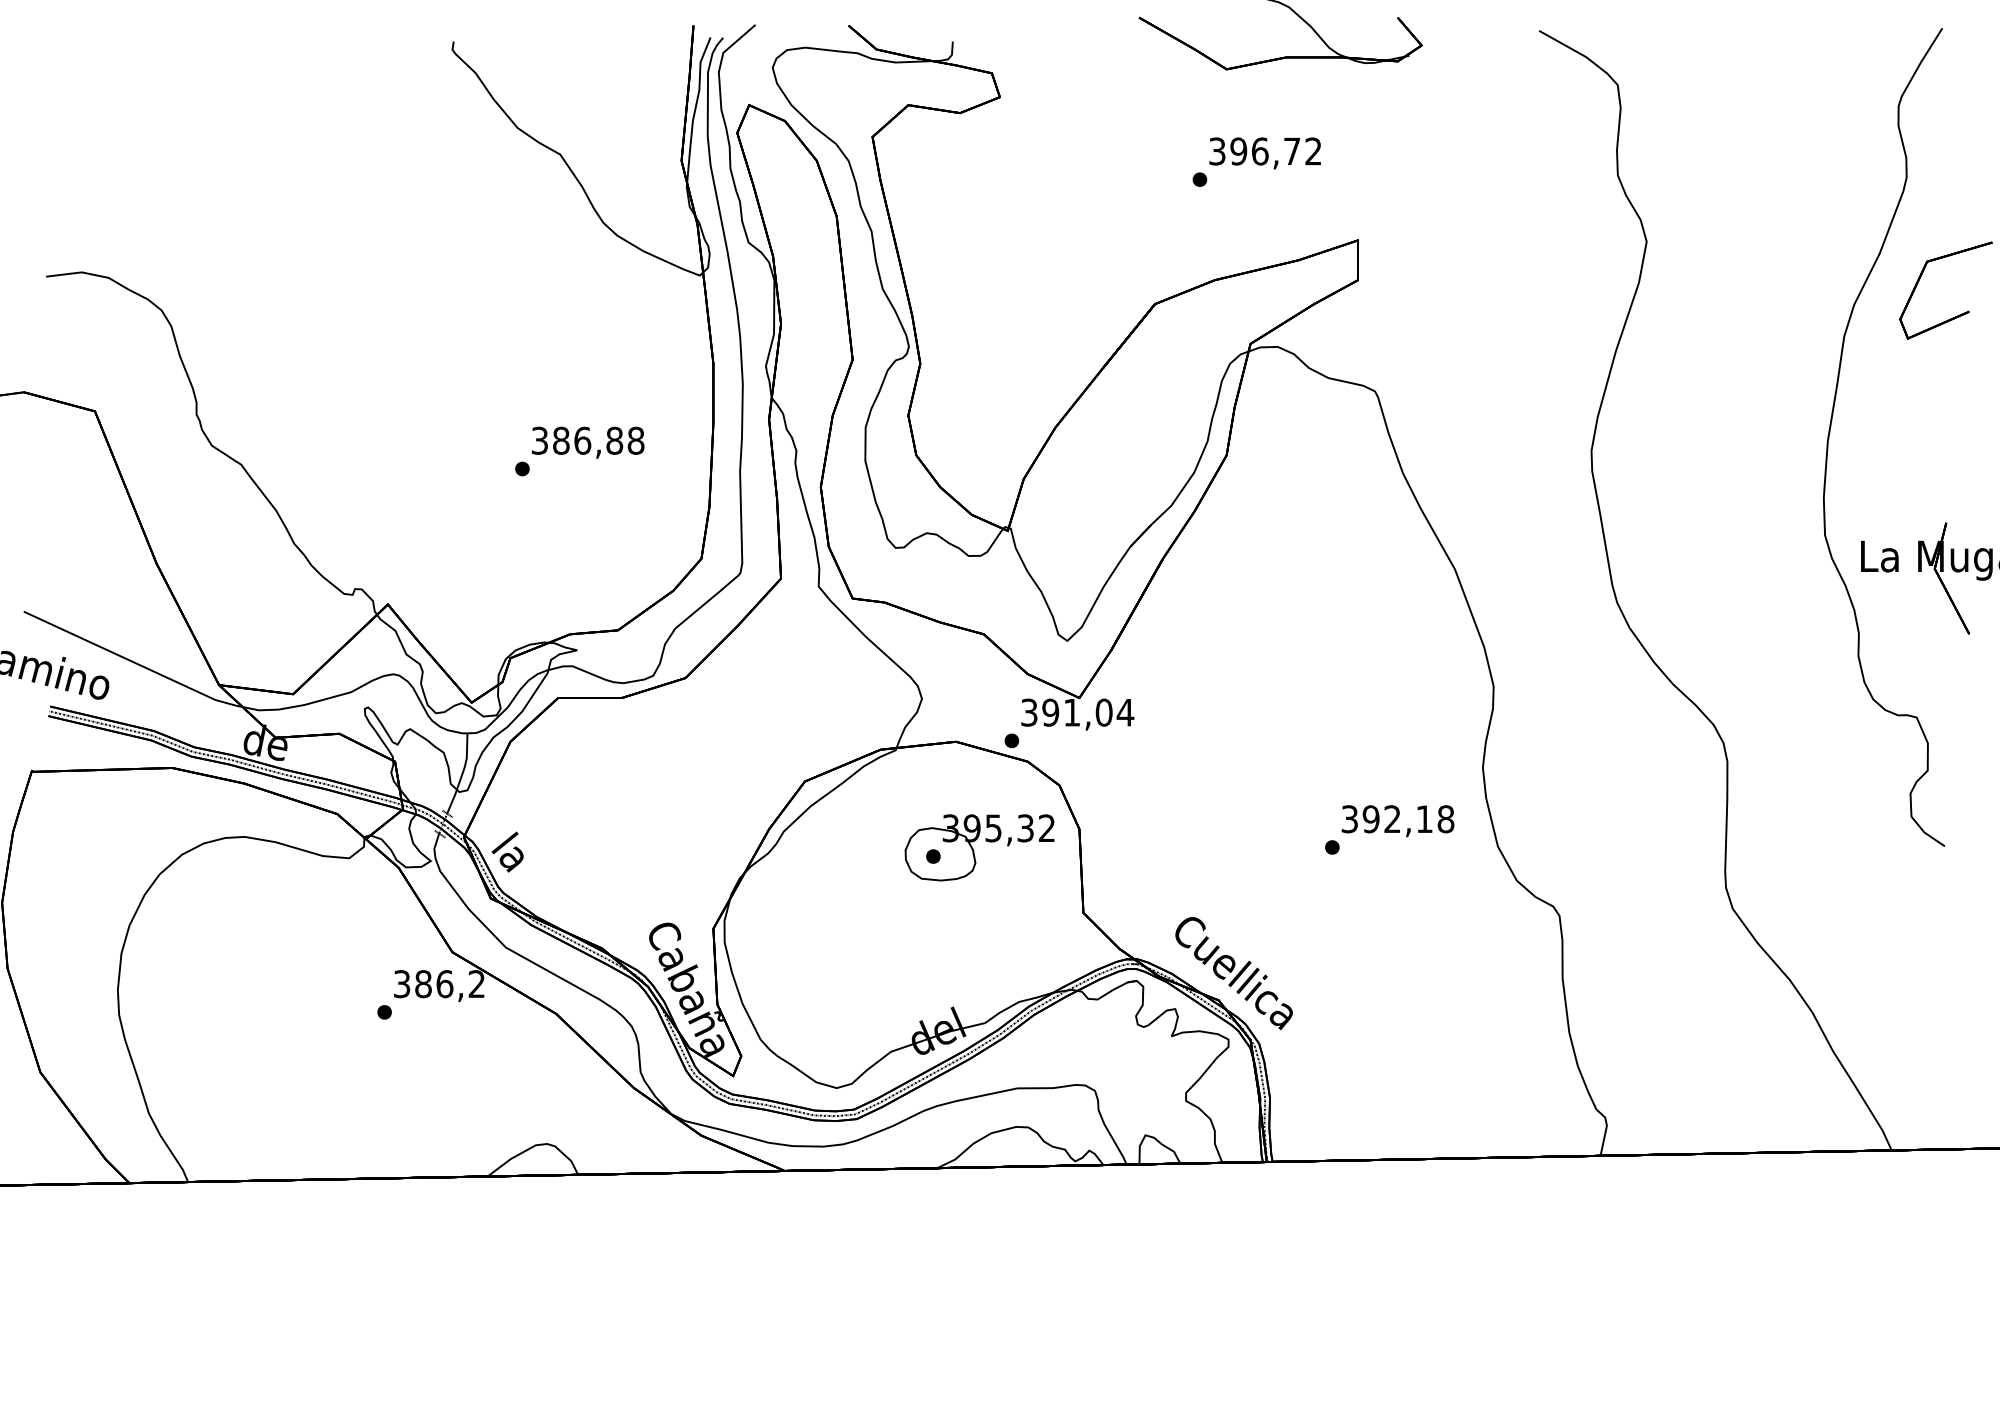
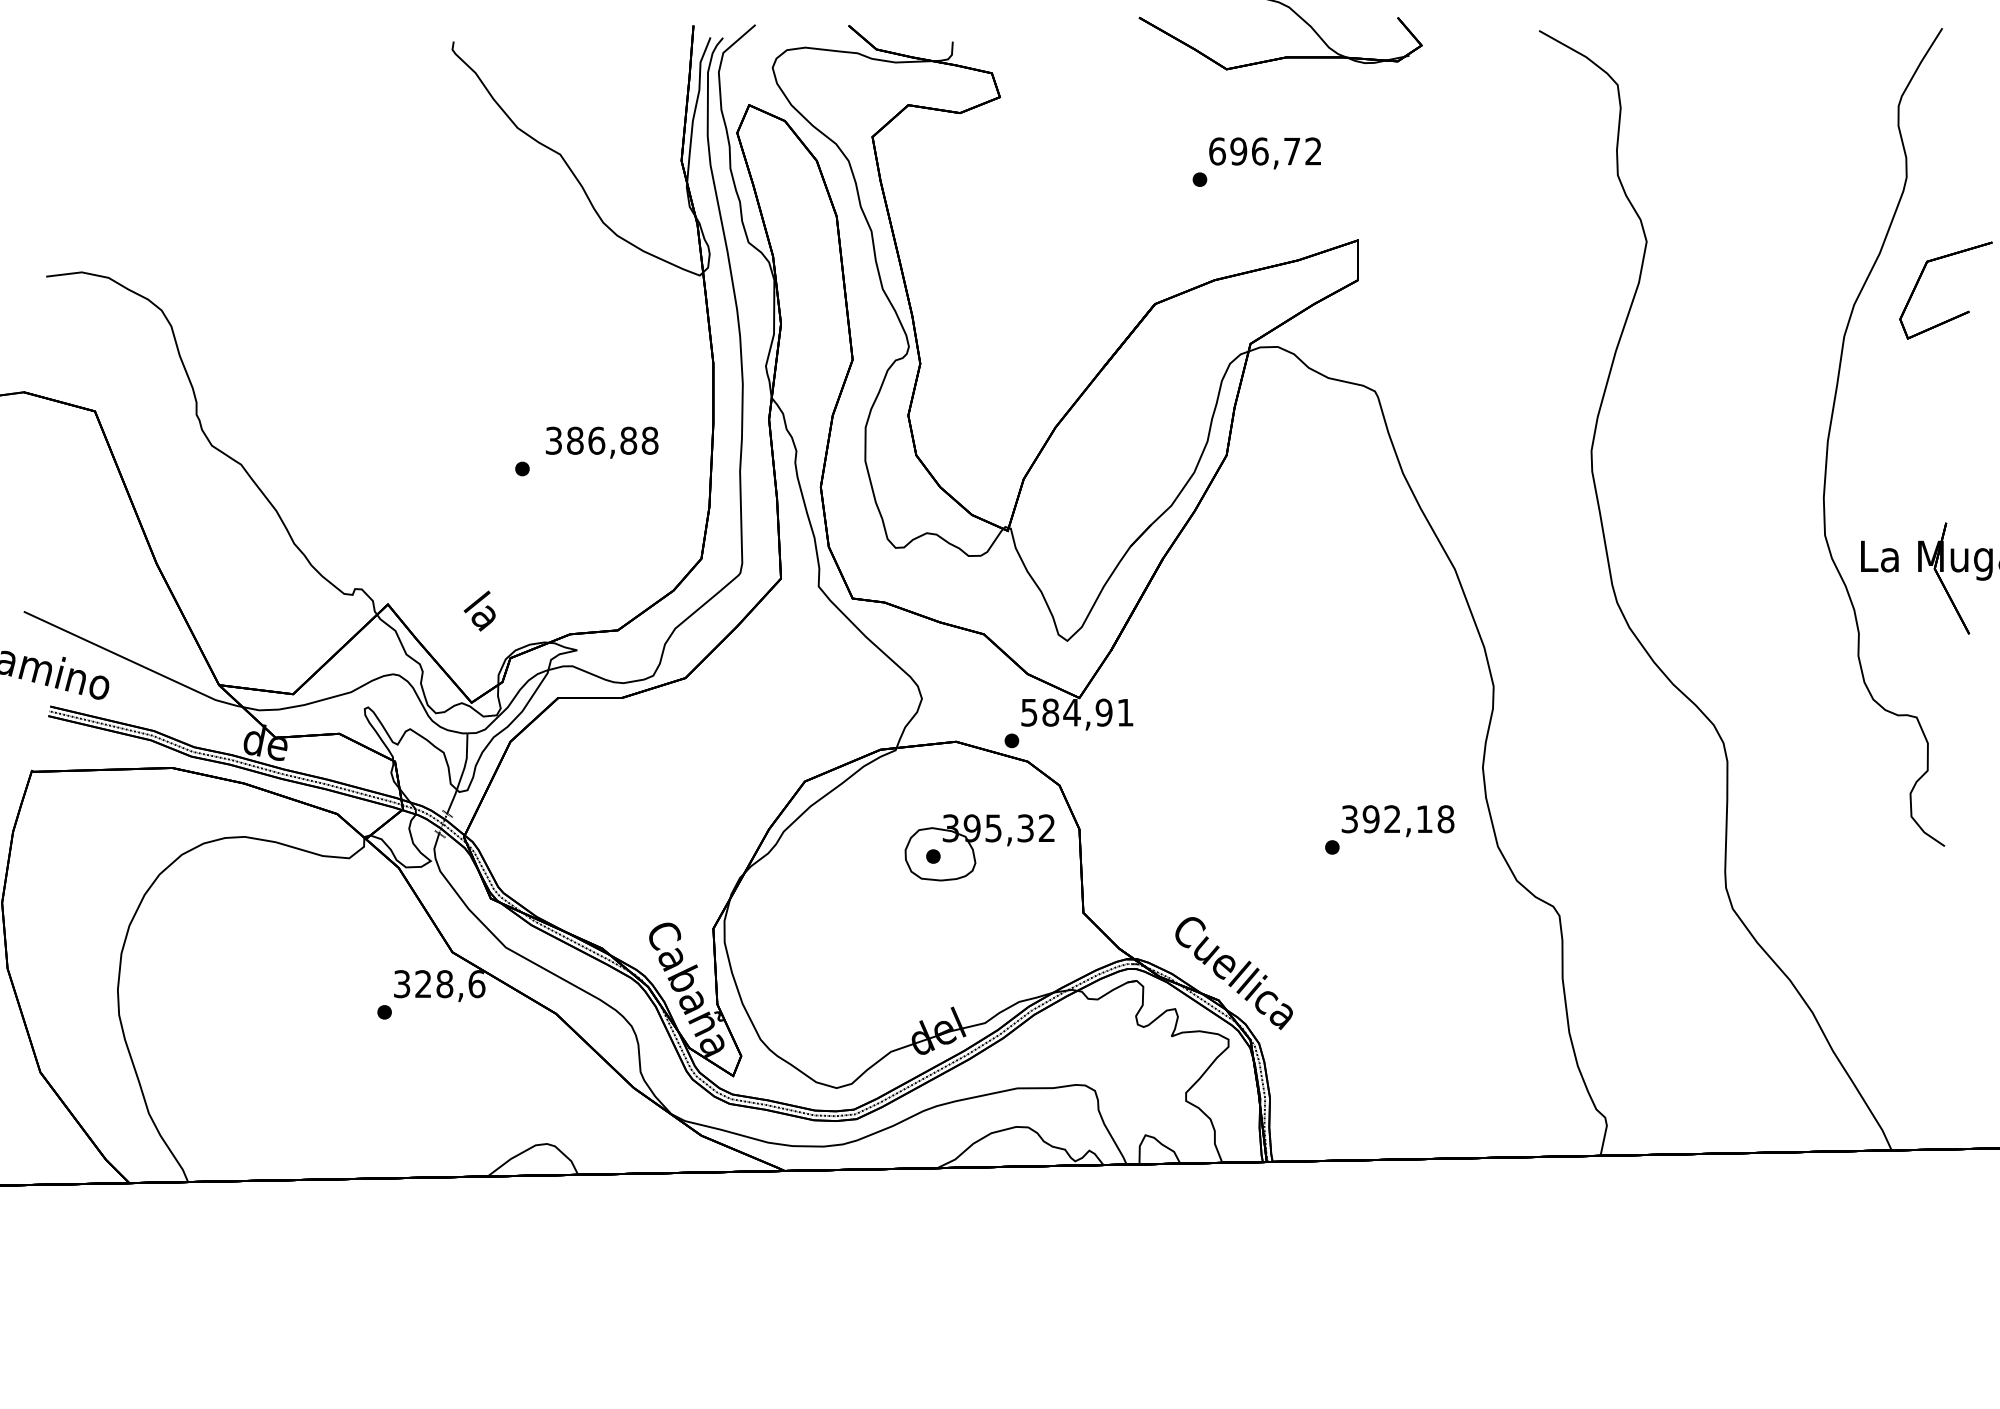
text: 396,72 -> 696,72 (1217, 151)
text position: (588, 442) -> (602, 442) (602, 442)
text: 391,04 -> 584,91 (1078, 712)
text position: (507, 851) -> (479, 610) (479, 610)
text: 386,2 -> 328,6 (450, 984)
